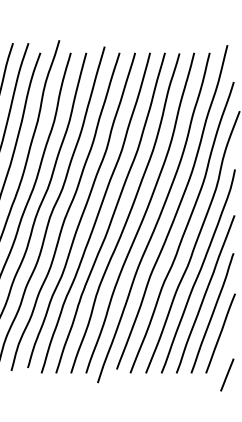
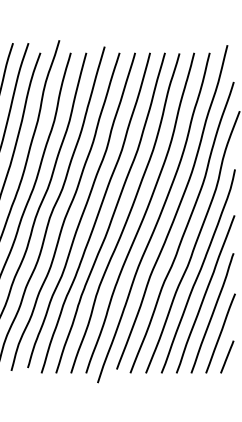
line position: (227, 374) -> (227, 356) (227, 356)
